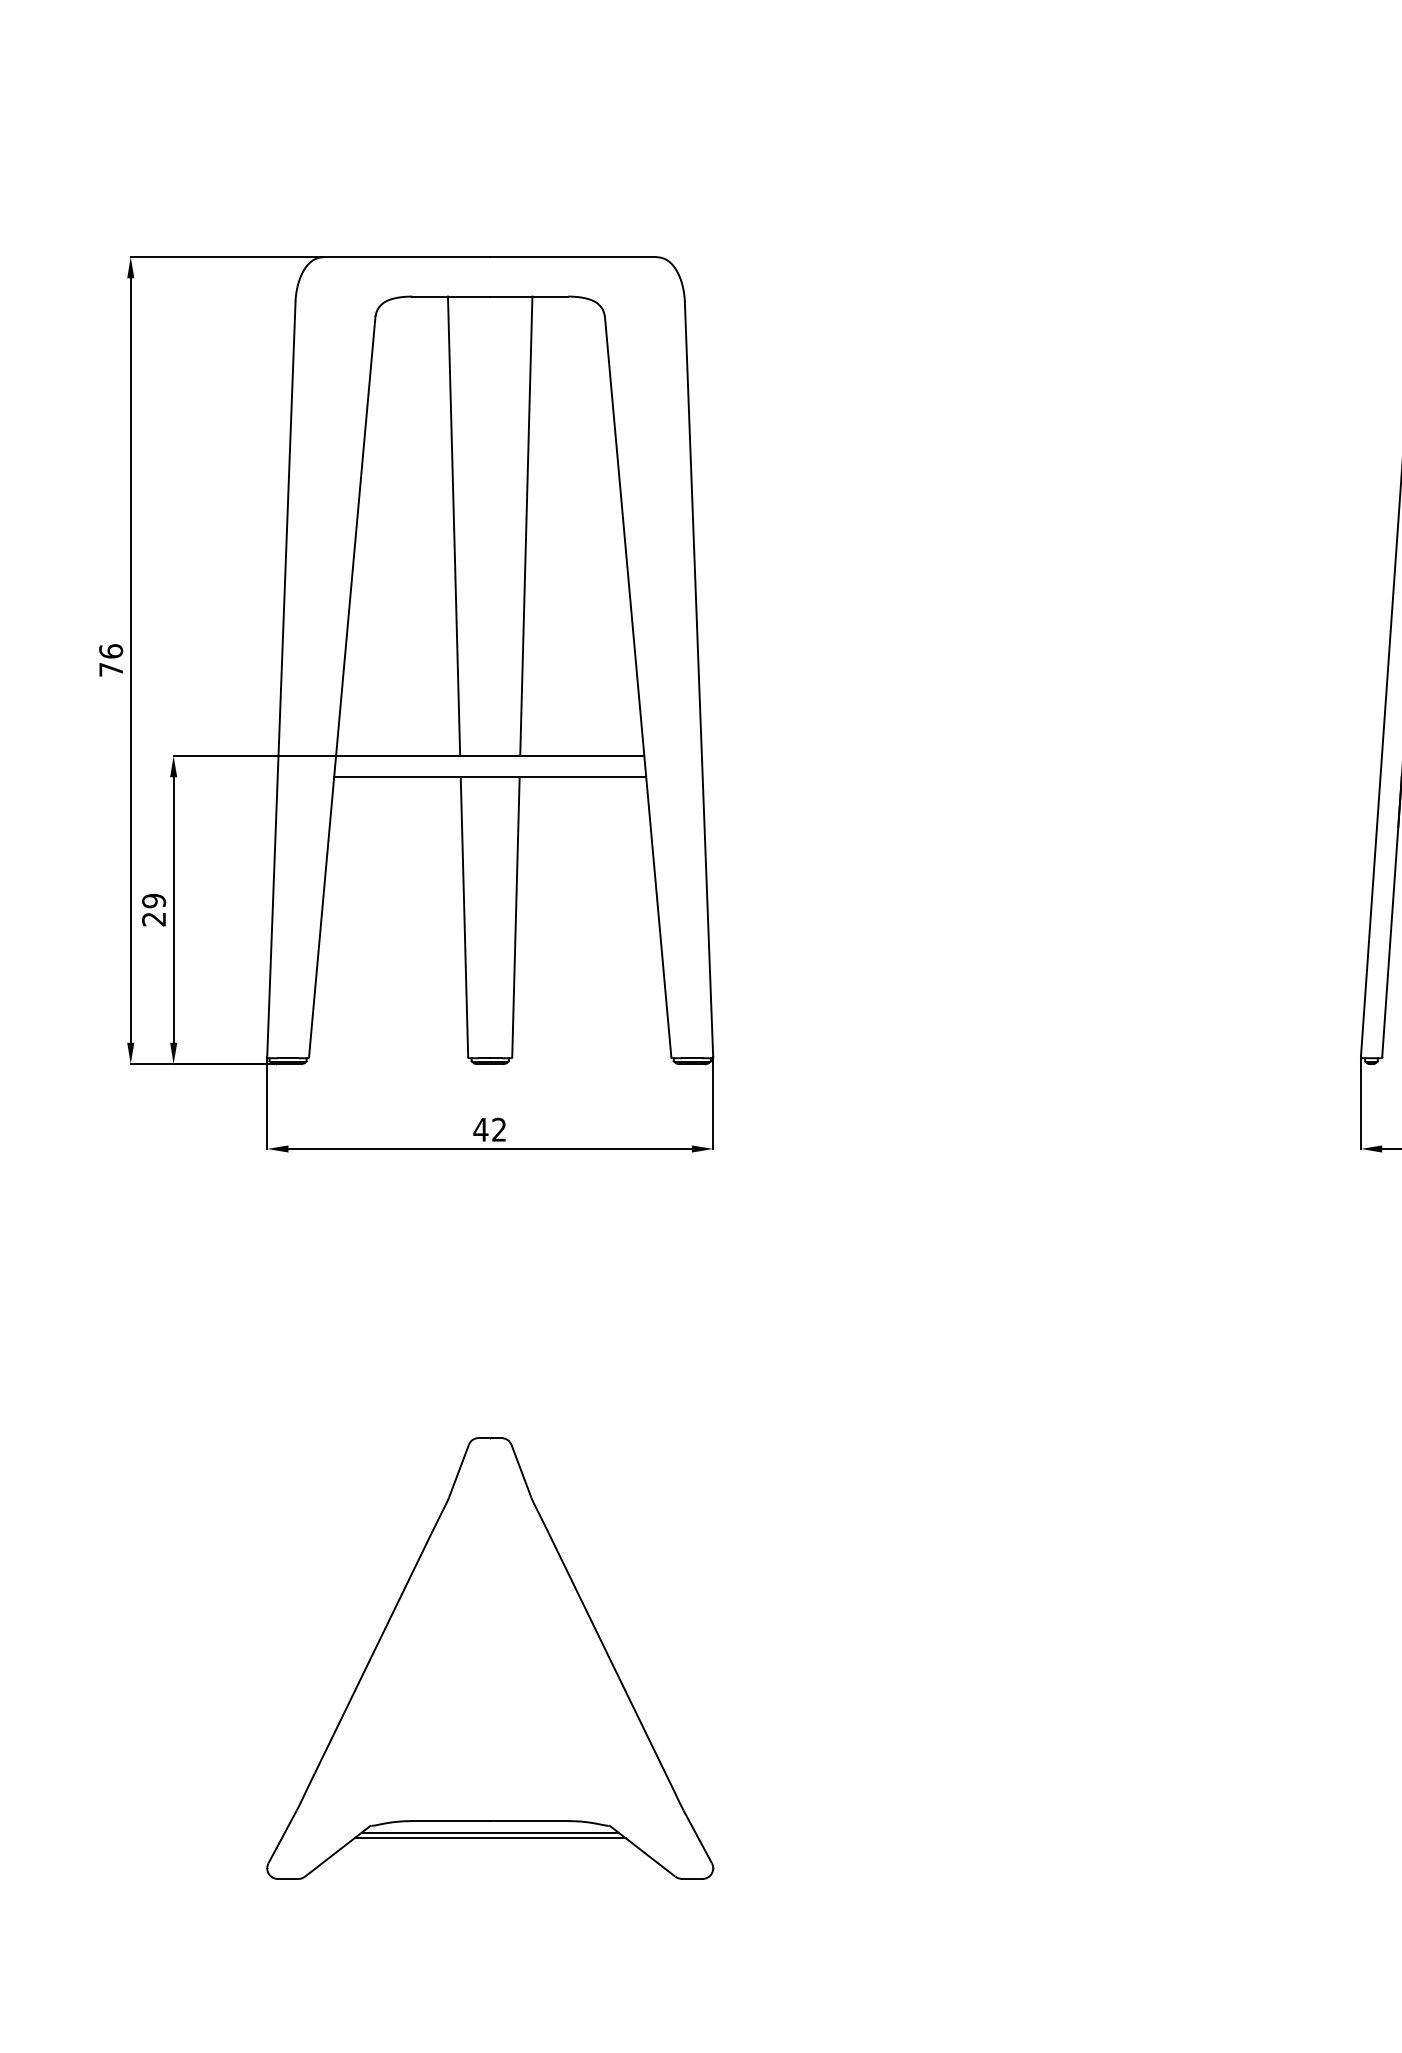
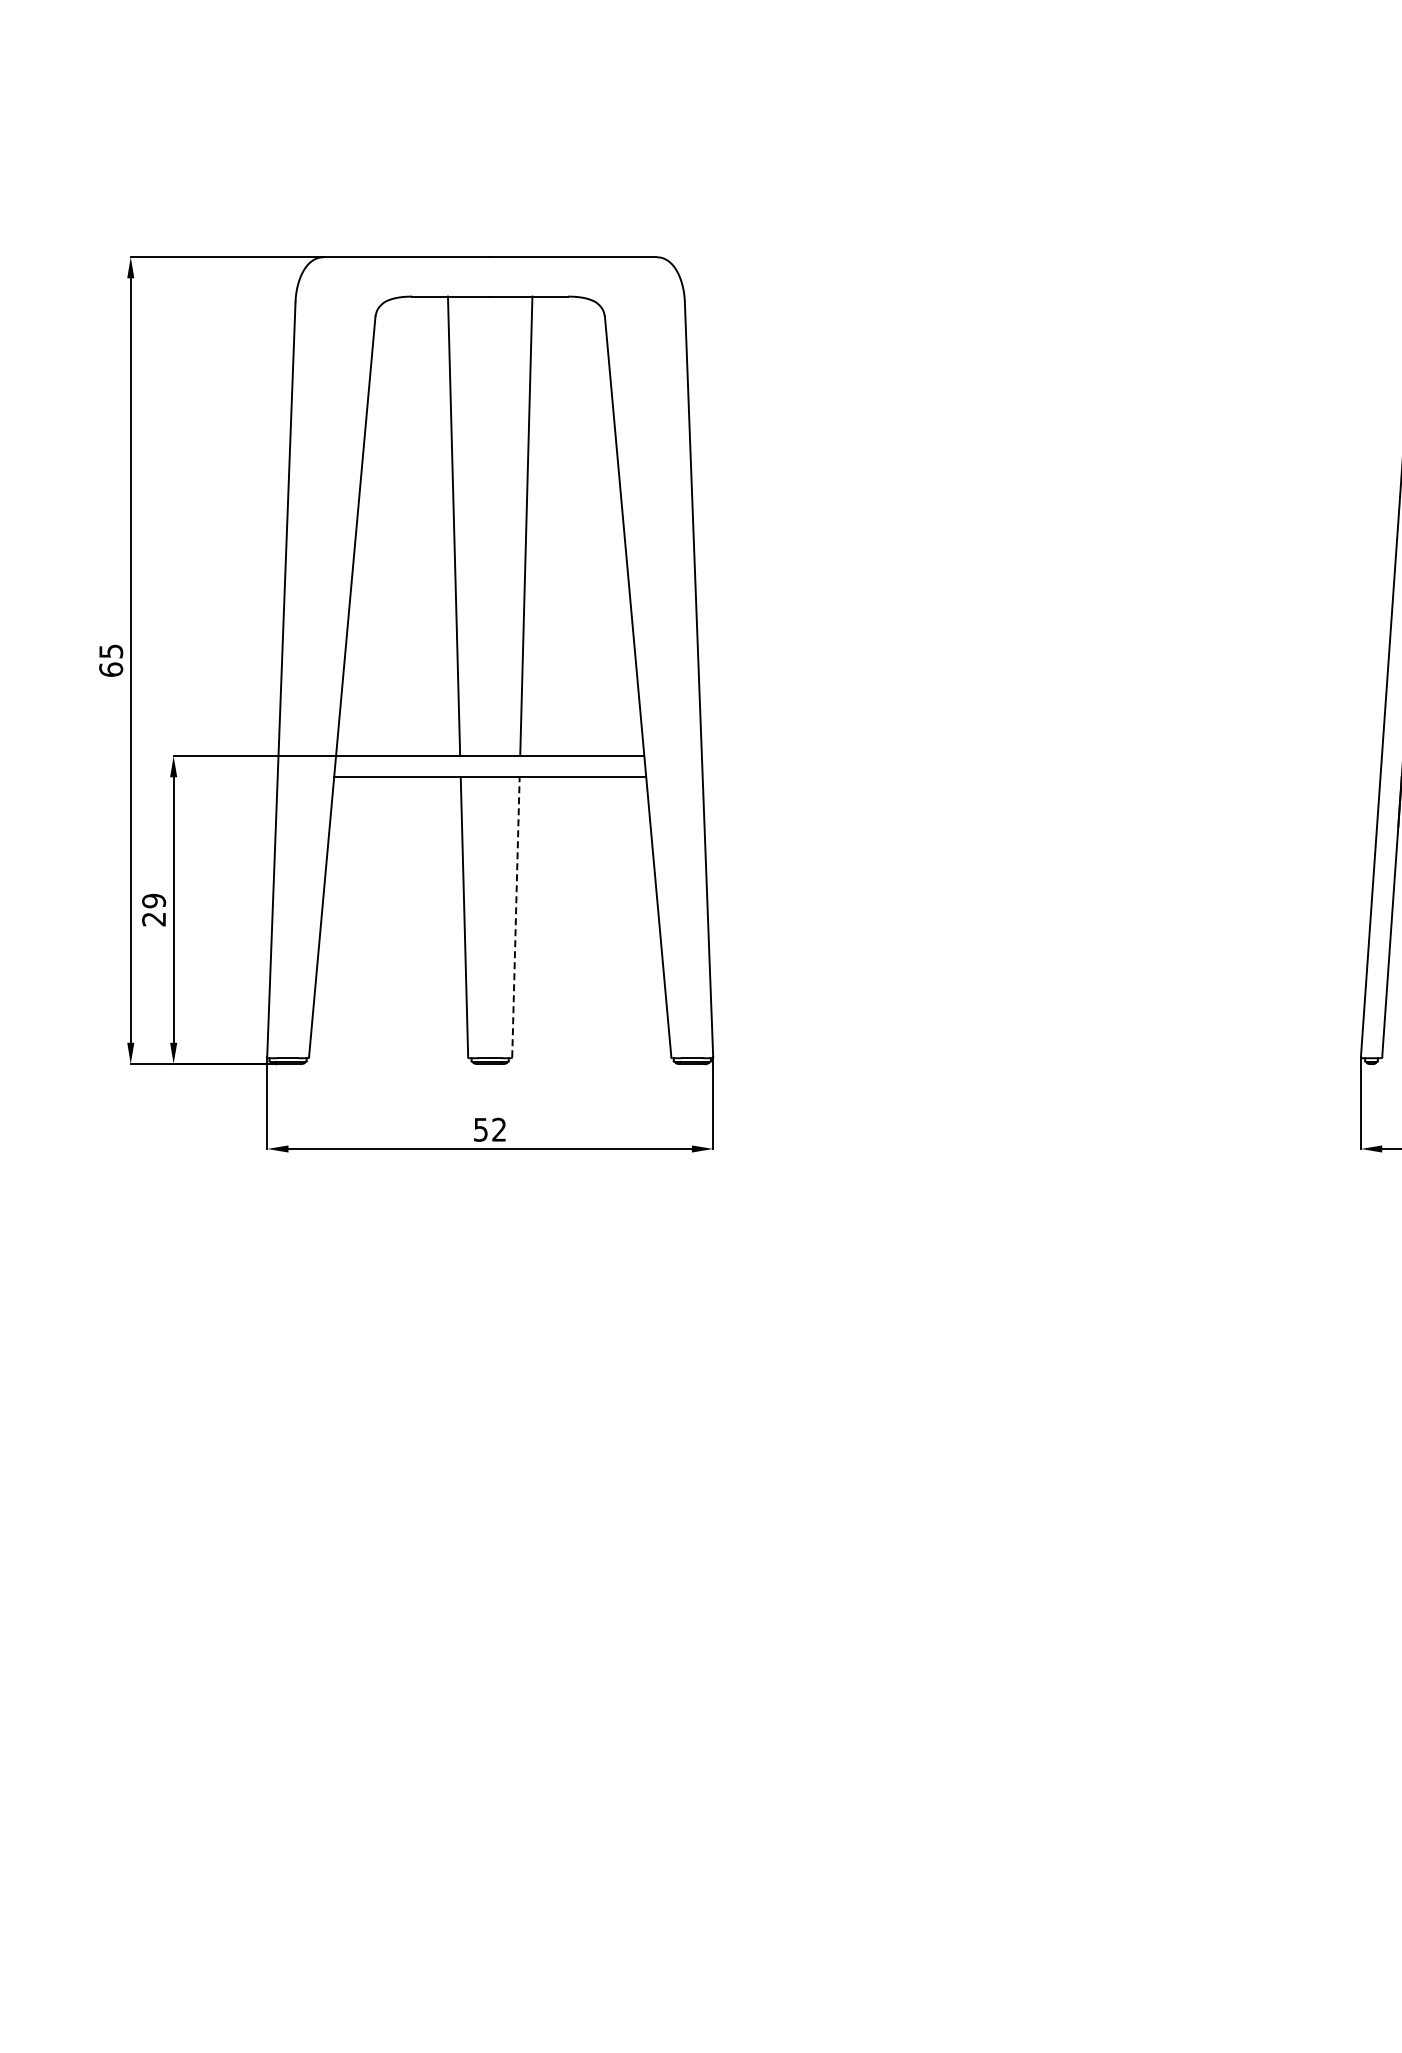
text: 76 -> 65 (111, 660)
line: solid -> dashed (515, 917)
text: 42 -> 52 (480, 1129)
part: present -> none (490, 1658)
